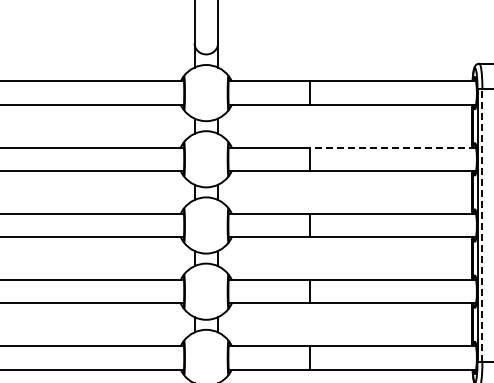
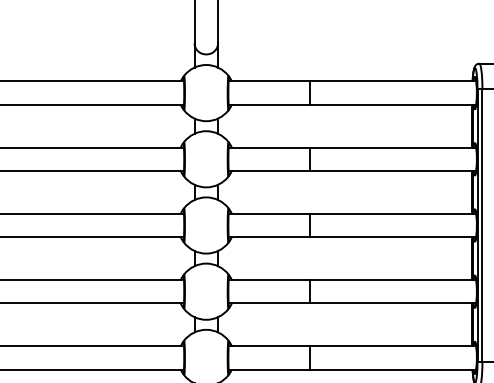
line: dashed -> solid (392, 147)
line: dashed -> solid (482, 225)
